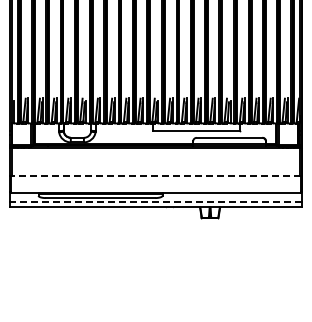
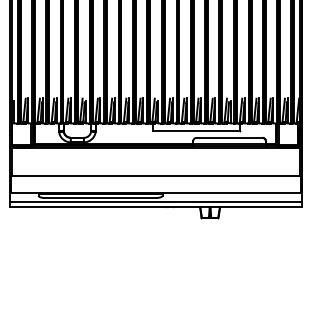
line: dashed -> solid (155, 176)
line: dashed -> solid (156, 202)
